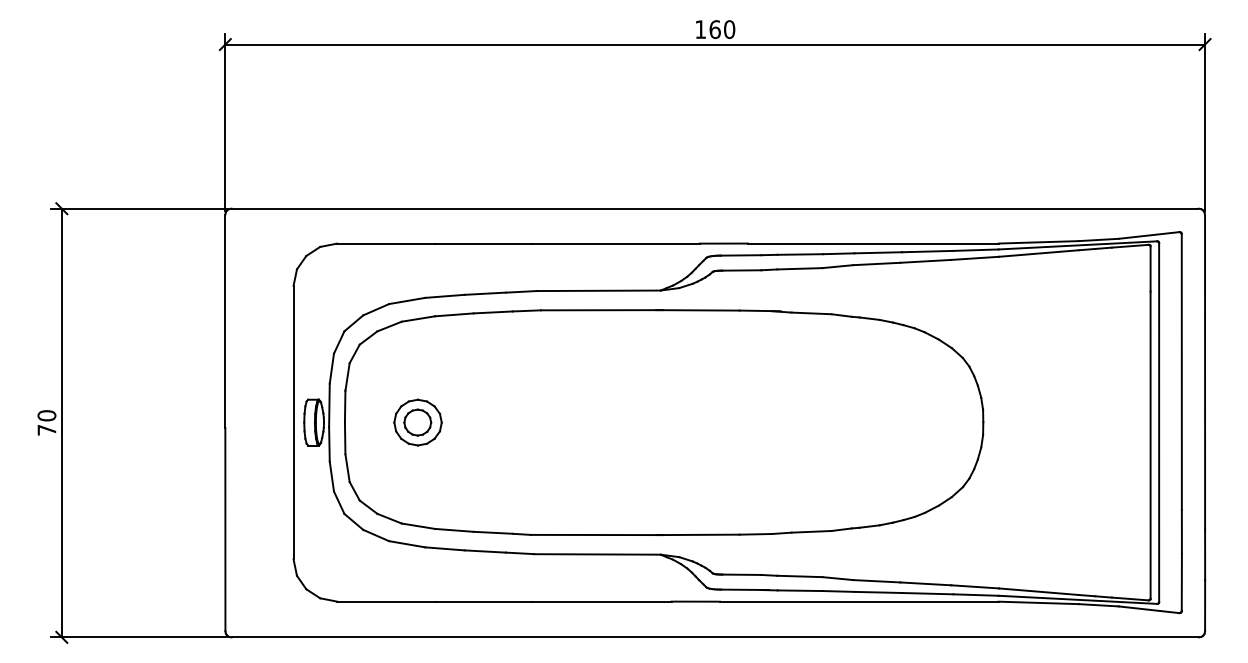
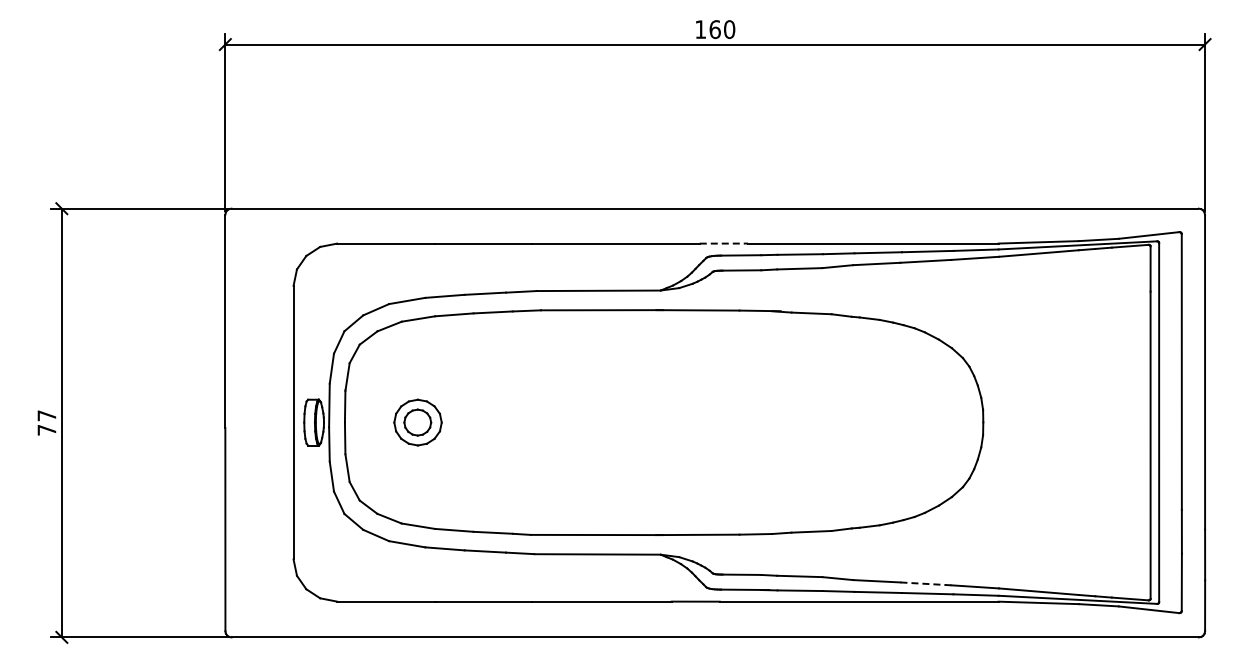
line: solid -> dashed (724, 243)
text: 70 -> 77 (46, 415)
line: solid -> dashed (925, 583)
